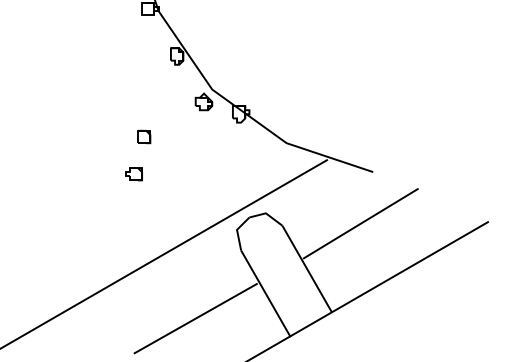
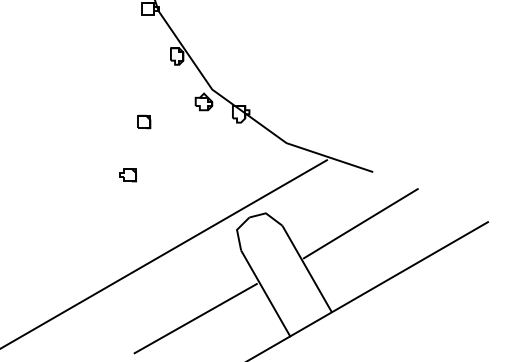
part position: (144, 136) -> (144, 121) (144, 121)
part position: (133, 174) -> (127, 175) (127, 175)
